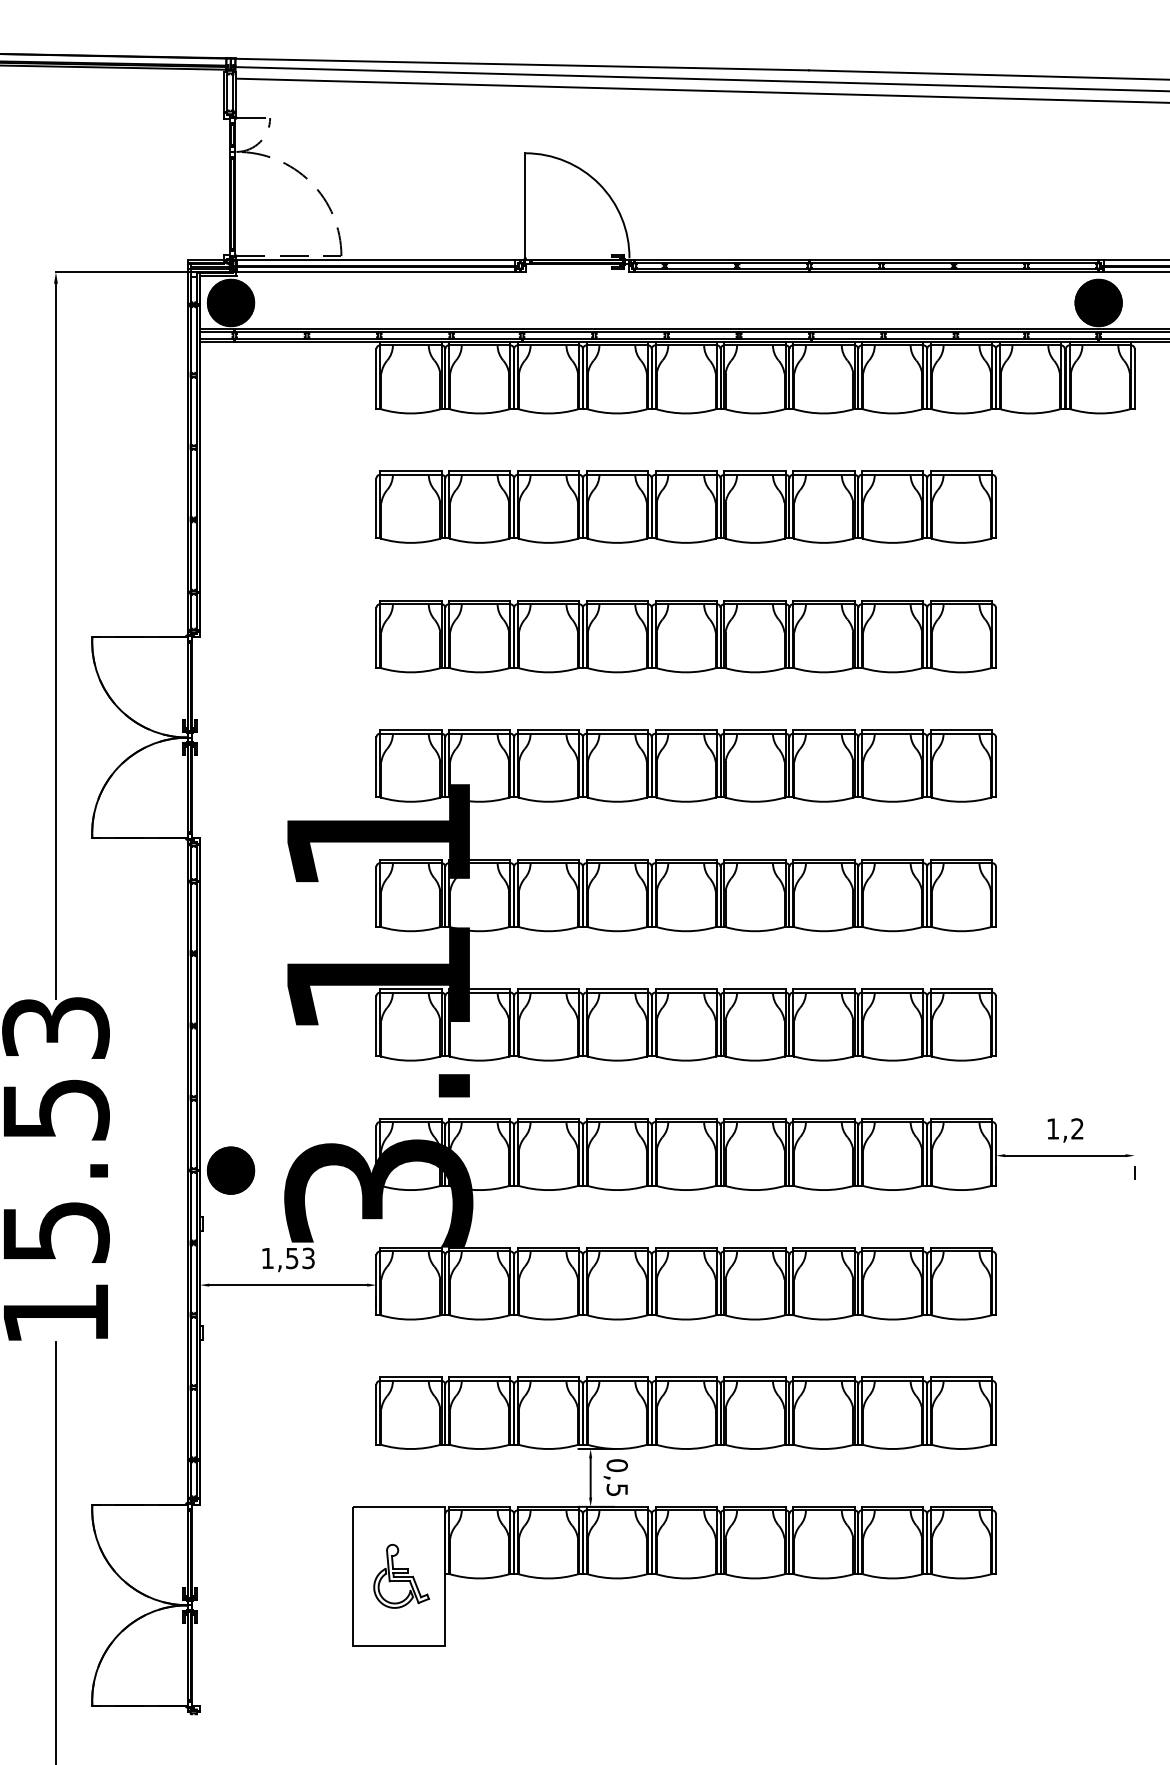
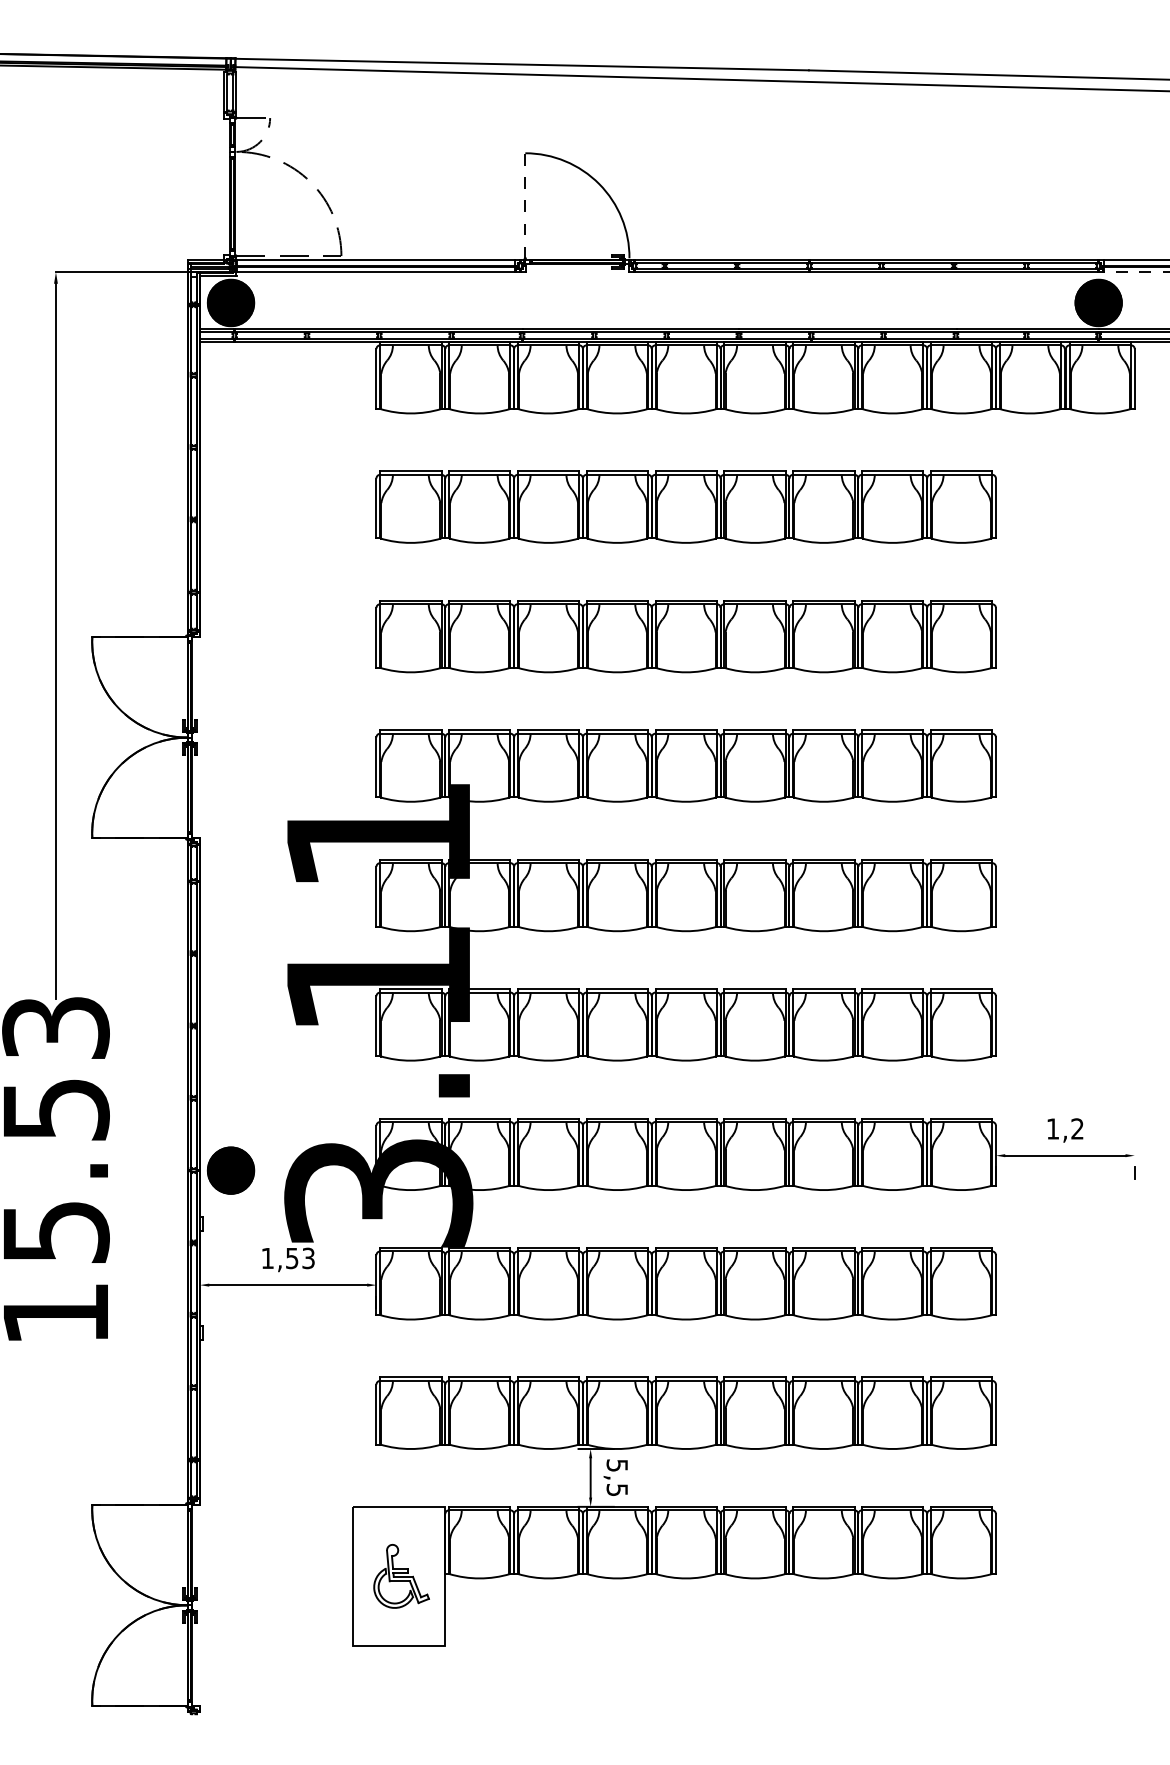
line: present -> none (701, 90)
line: solid -> dashed (525, 205)
line: solid -> dashed (1136, 272)
text: 0,5 -> 5,5 (617, 1465)
line: present -> none (55, 1551)
